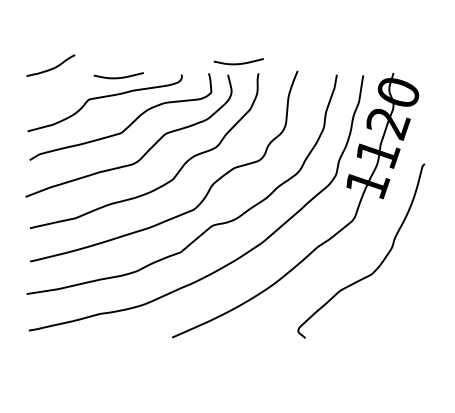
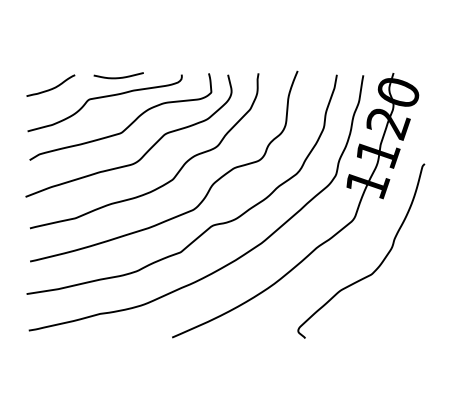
curve: present -> none (238, 63)
curve position: (52, 67) -> (52, 87) (52, 87)
